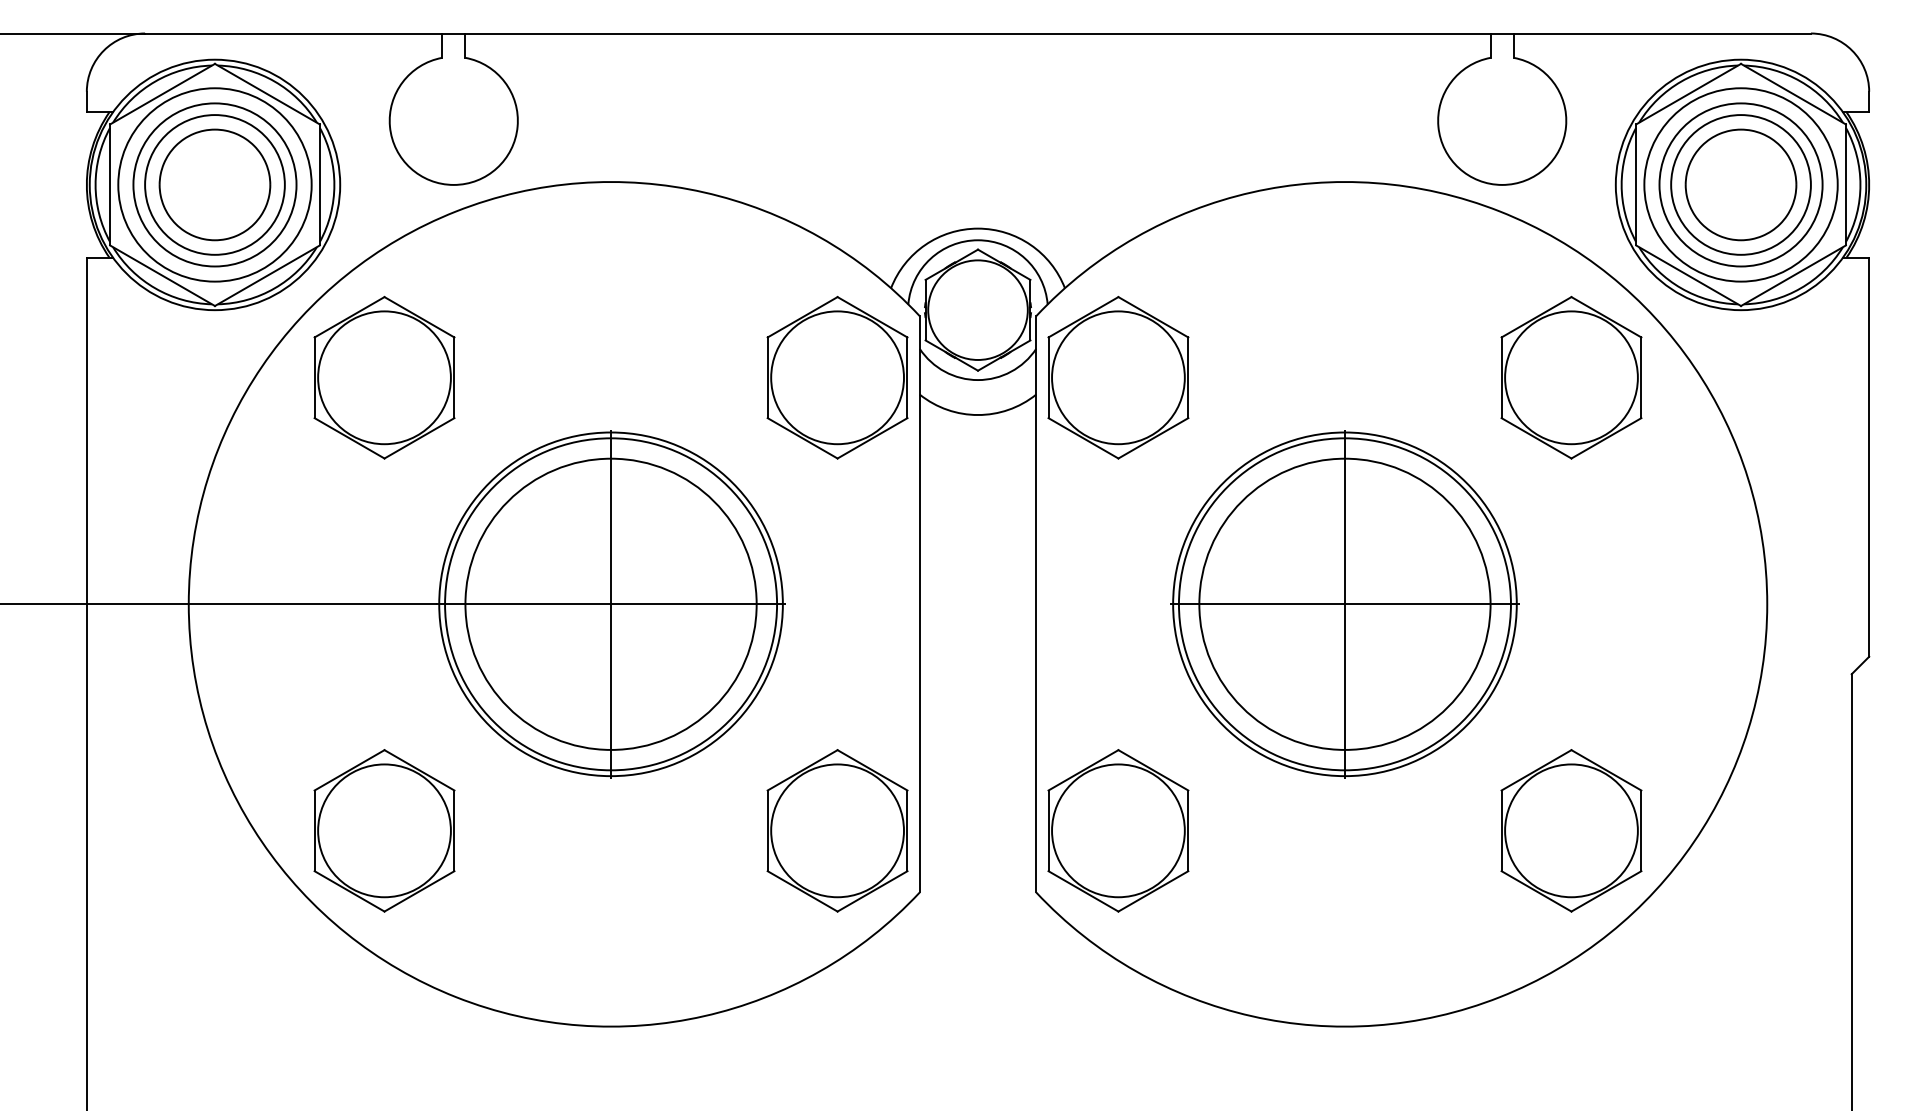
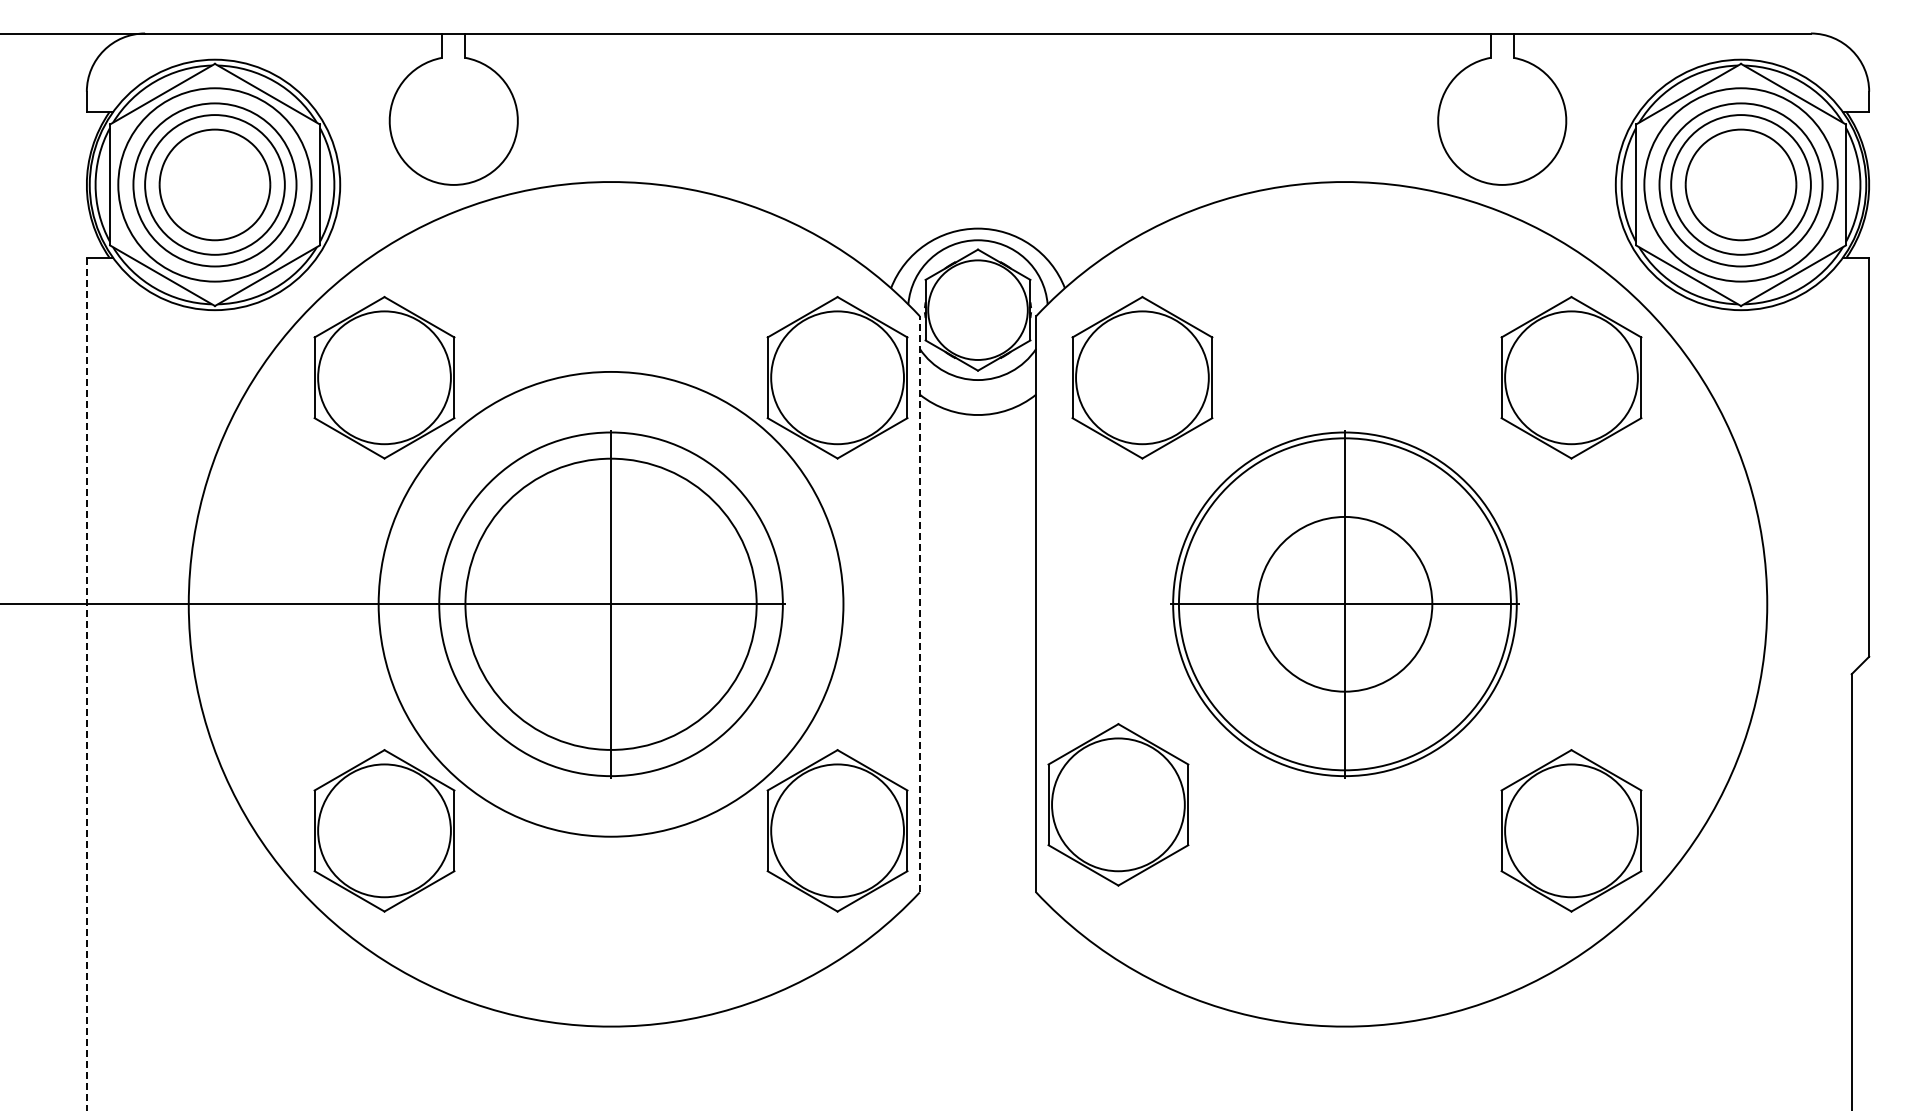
part position: (1118, 377) -> (1142, 377) (1142, 377)
line: solid -> dashed (919, 603)
circle diameter: 291 px -> 175 px (1344, 603)
circle diameter: 332 px -> 465 px (610, 603)
line: solid -> dashed (86, 684)
part position: (1118, 830) -> (1118, 804) (1118, 804)
